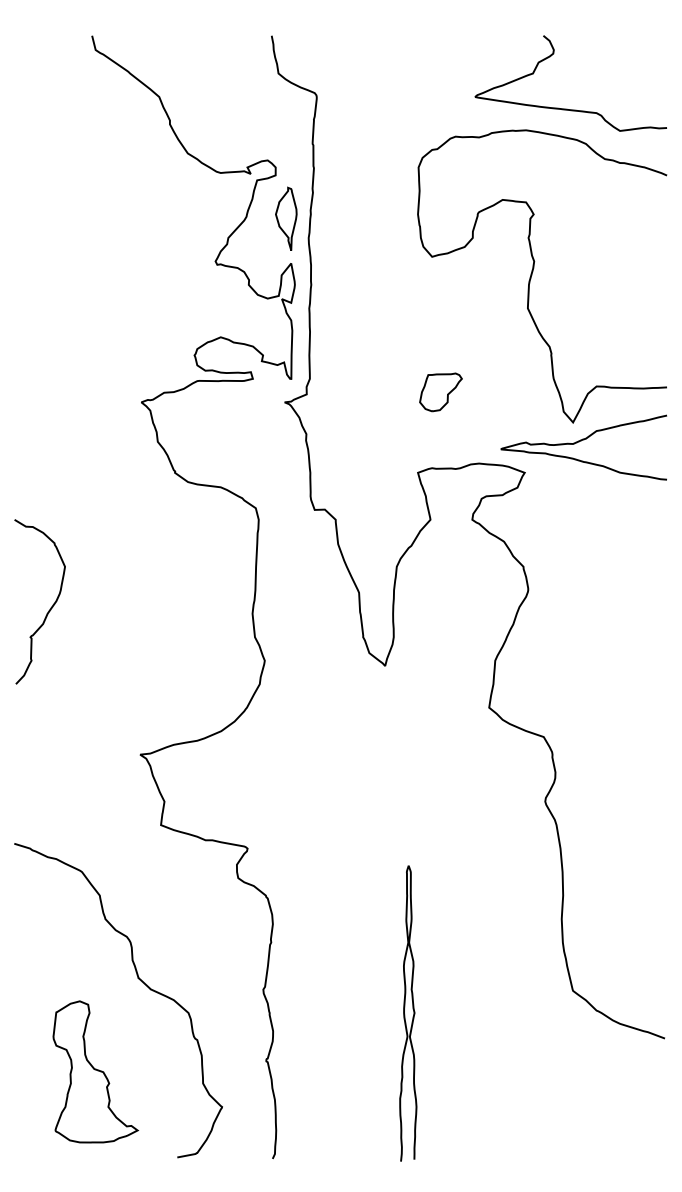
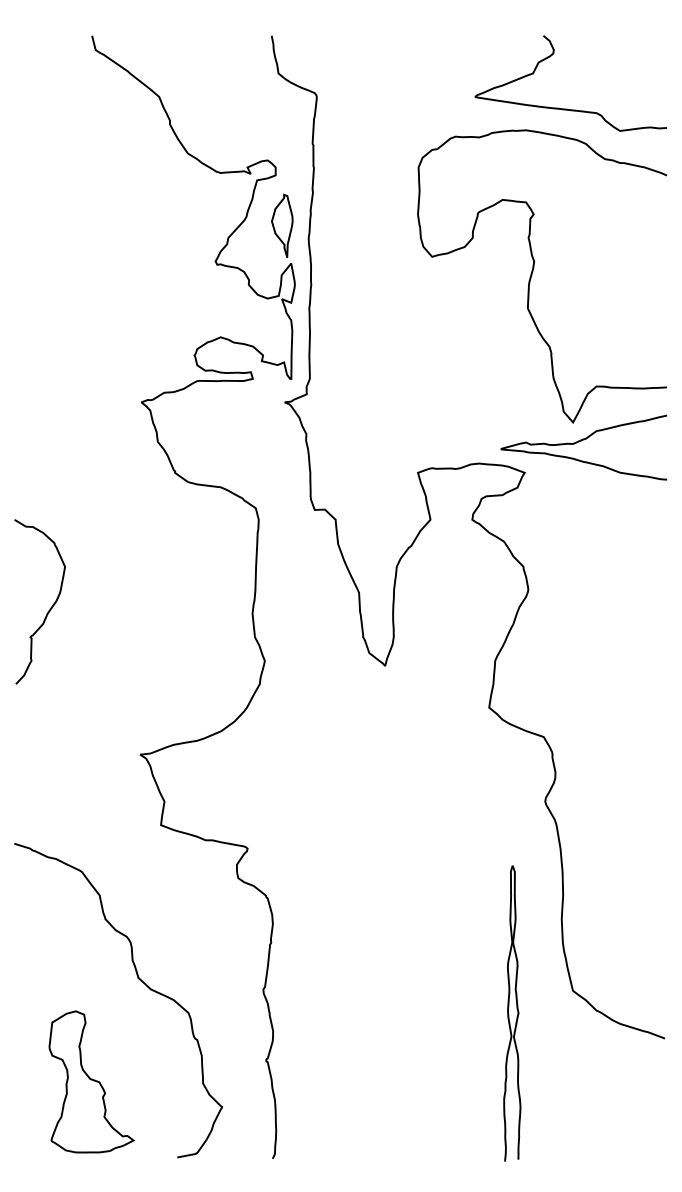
part position: (286, 218) -> (282, 225) (282, 225)
part: present -> none (440, 392)
curve position: (405, 1014) -> (509, 1014) (509, 1014)
part position: (95, 1071) -> (91, 1081) (91, 1081)
